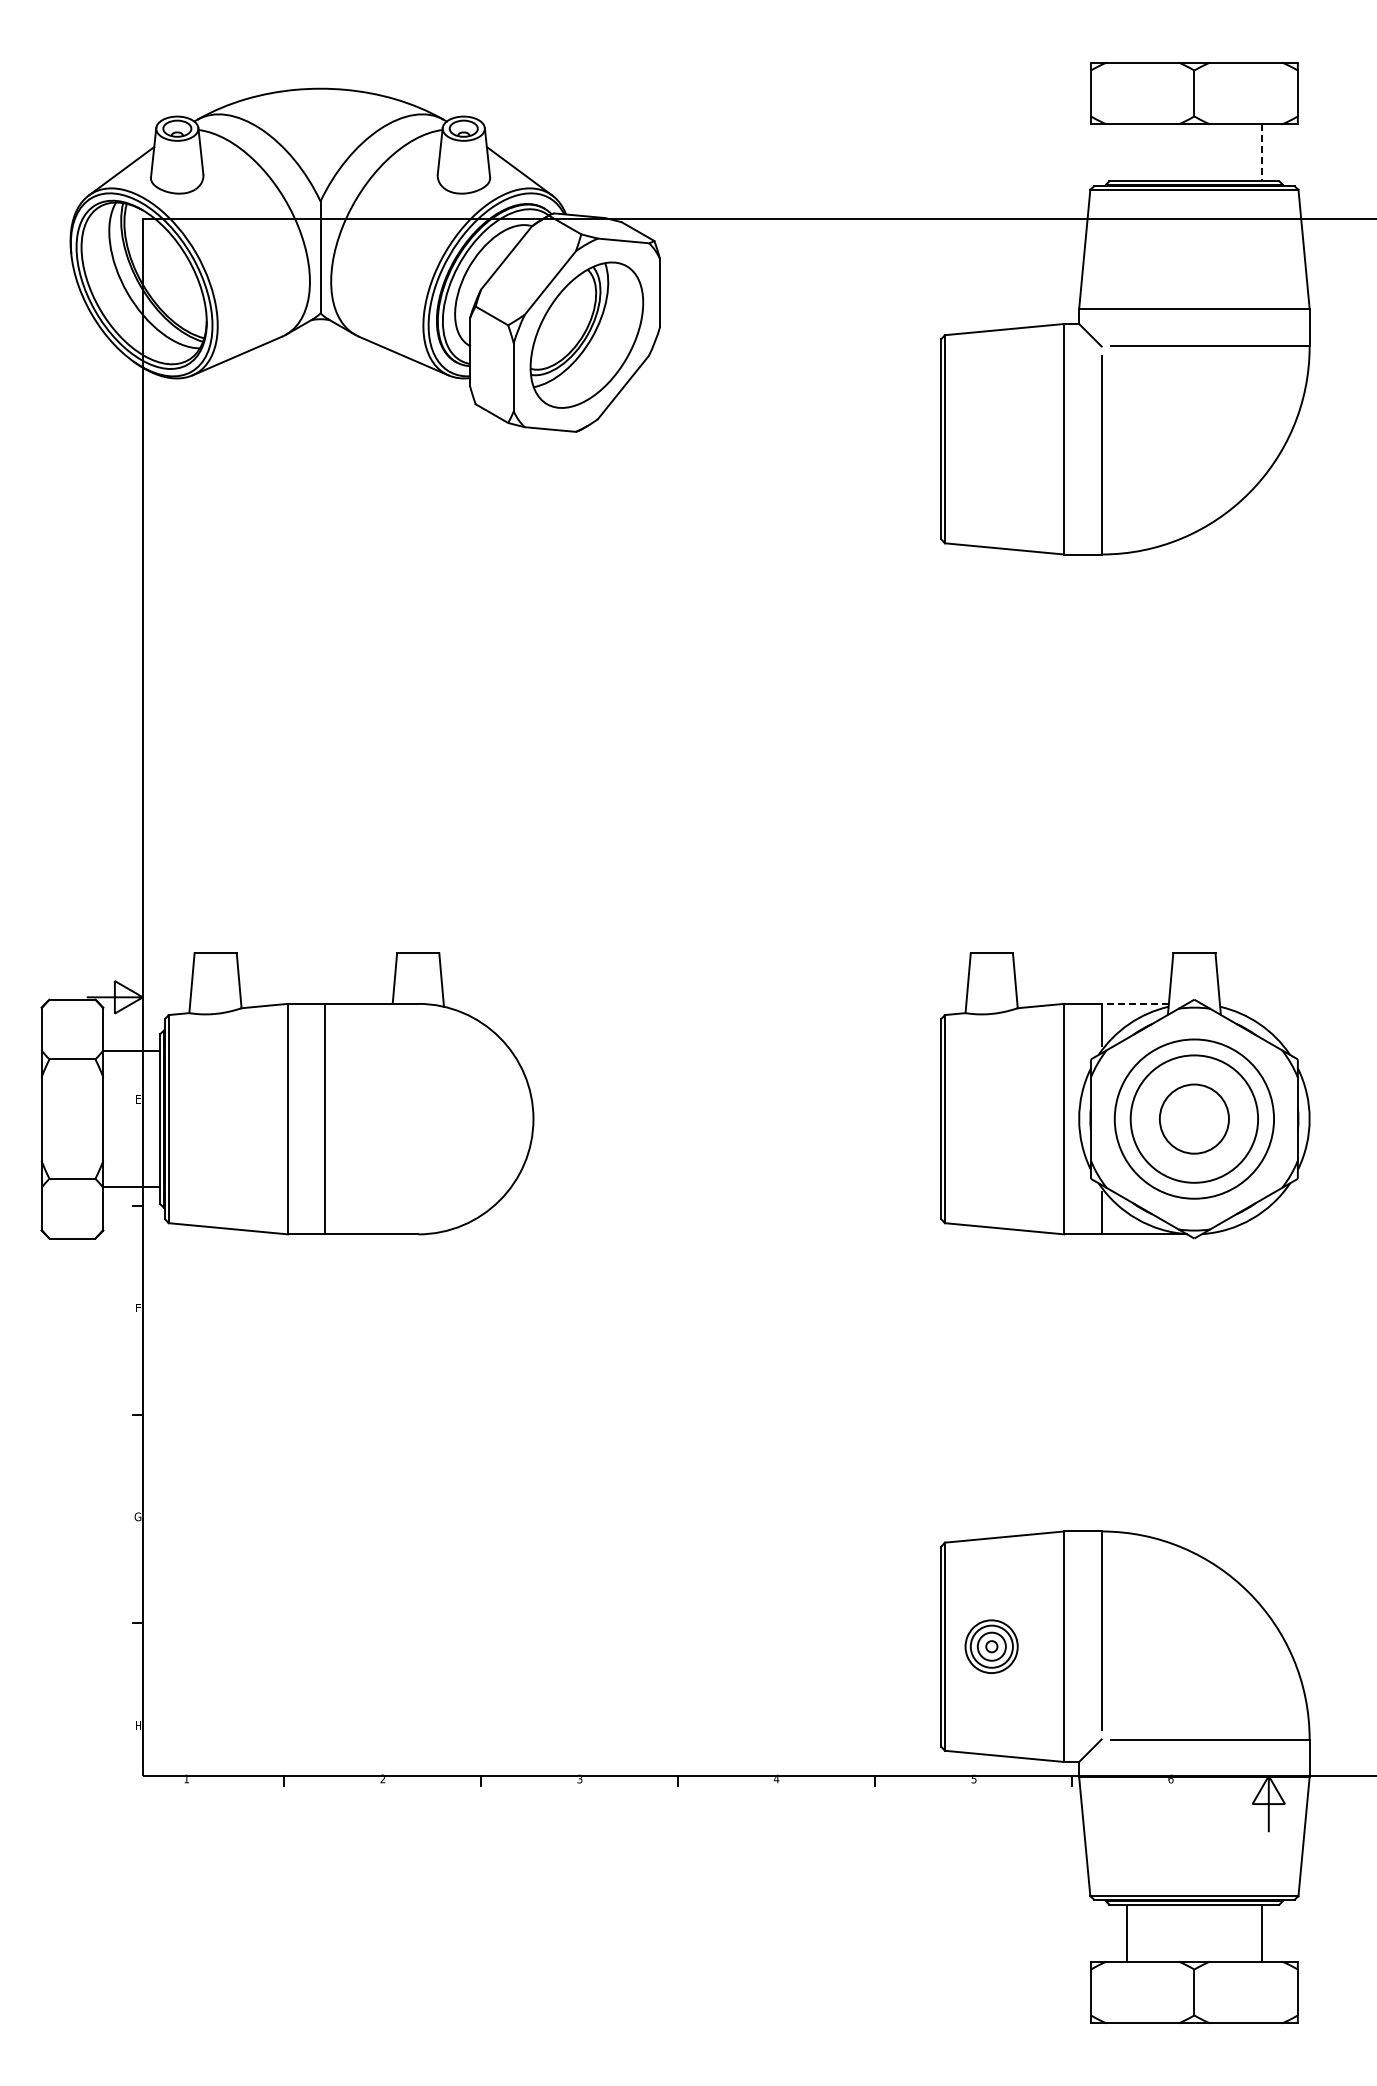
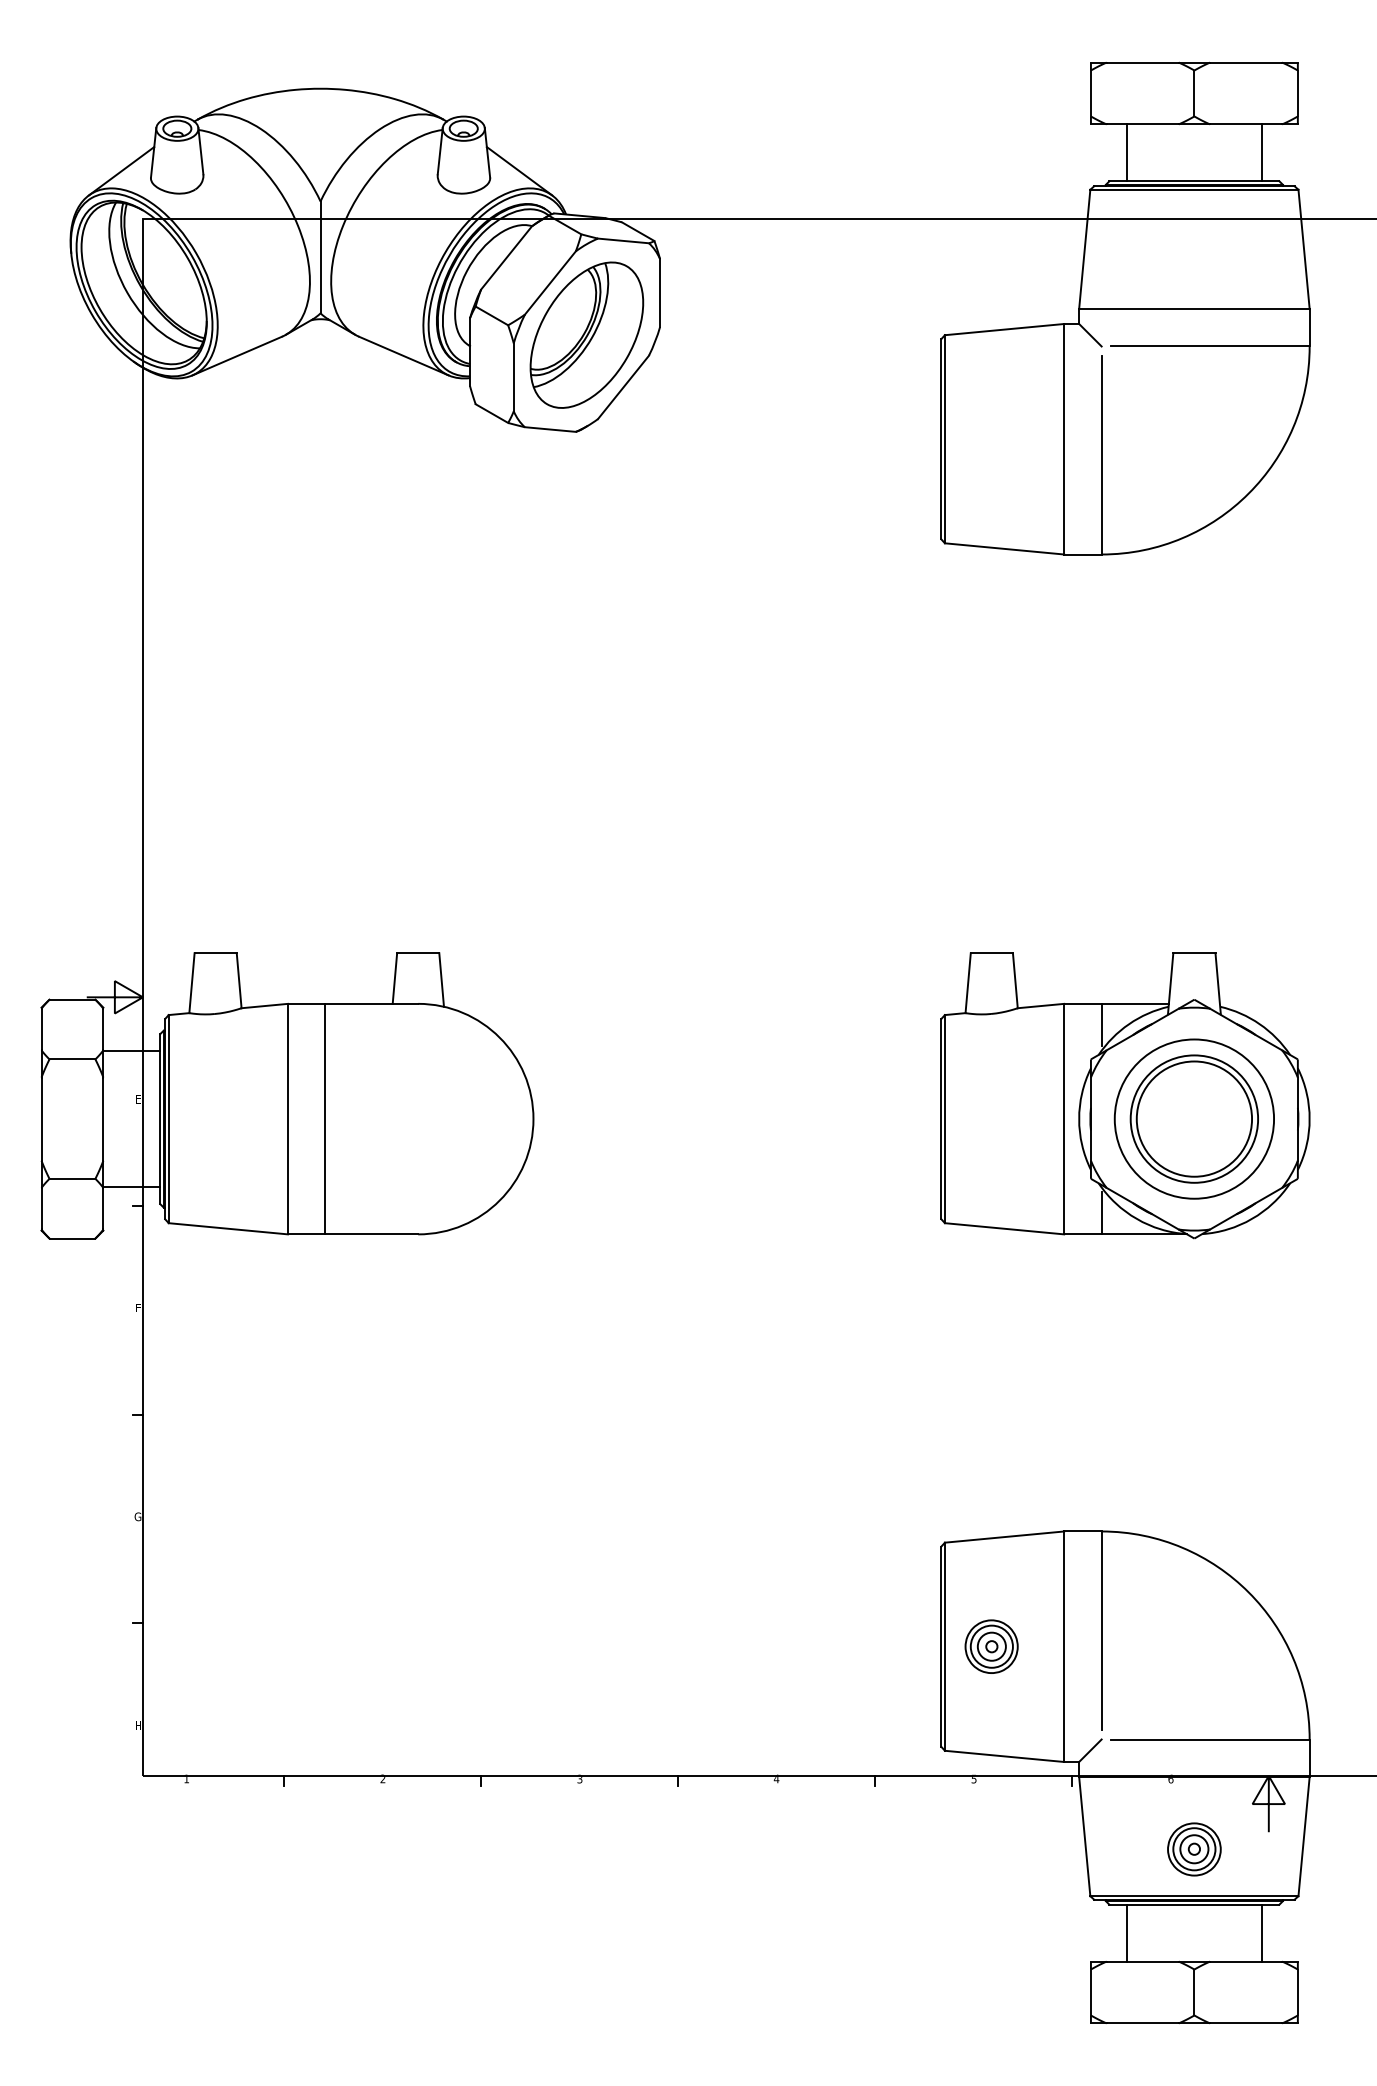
line: none -> present (1126, 152)
line: dashed -> solid (1262, 153)
line: dashed -> solid (1135, 1003)
circle diameter: 69 px -> 115 px (1194, 1118)
part: none -> present (1194, 1849)
